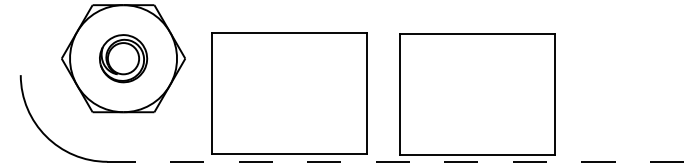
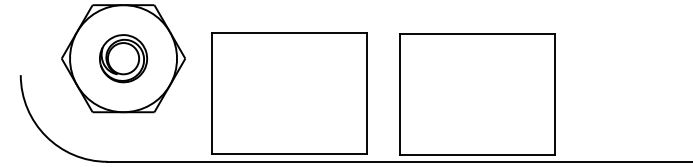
line: dashed -> solid (399, 161)
